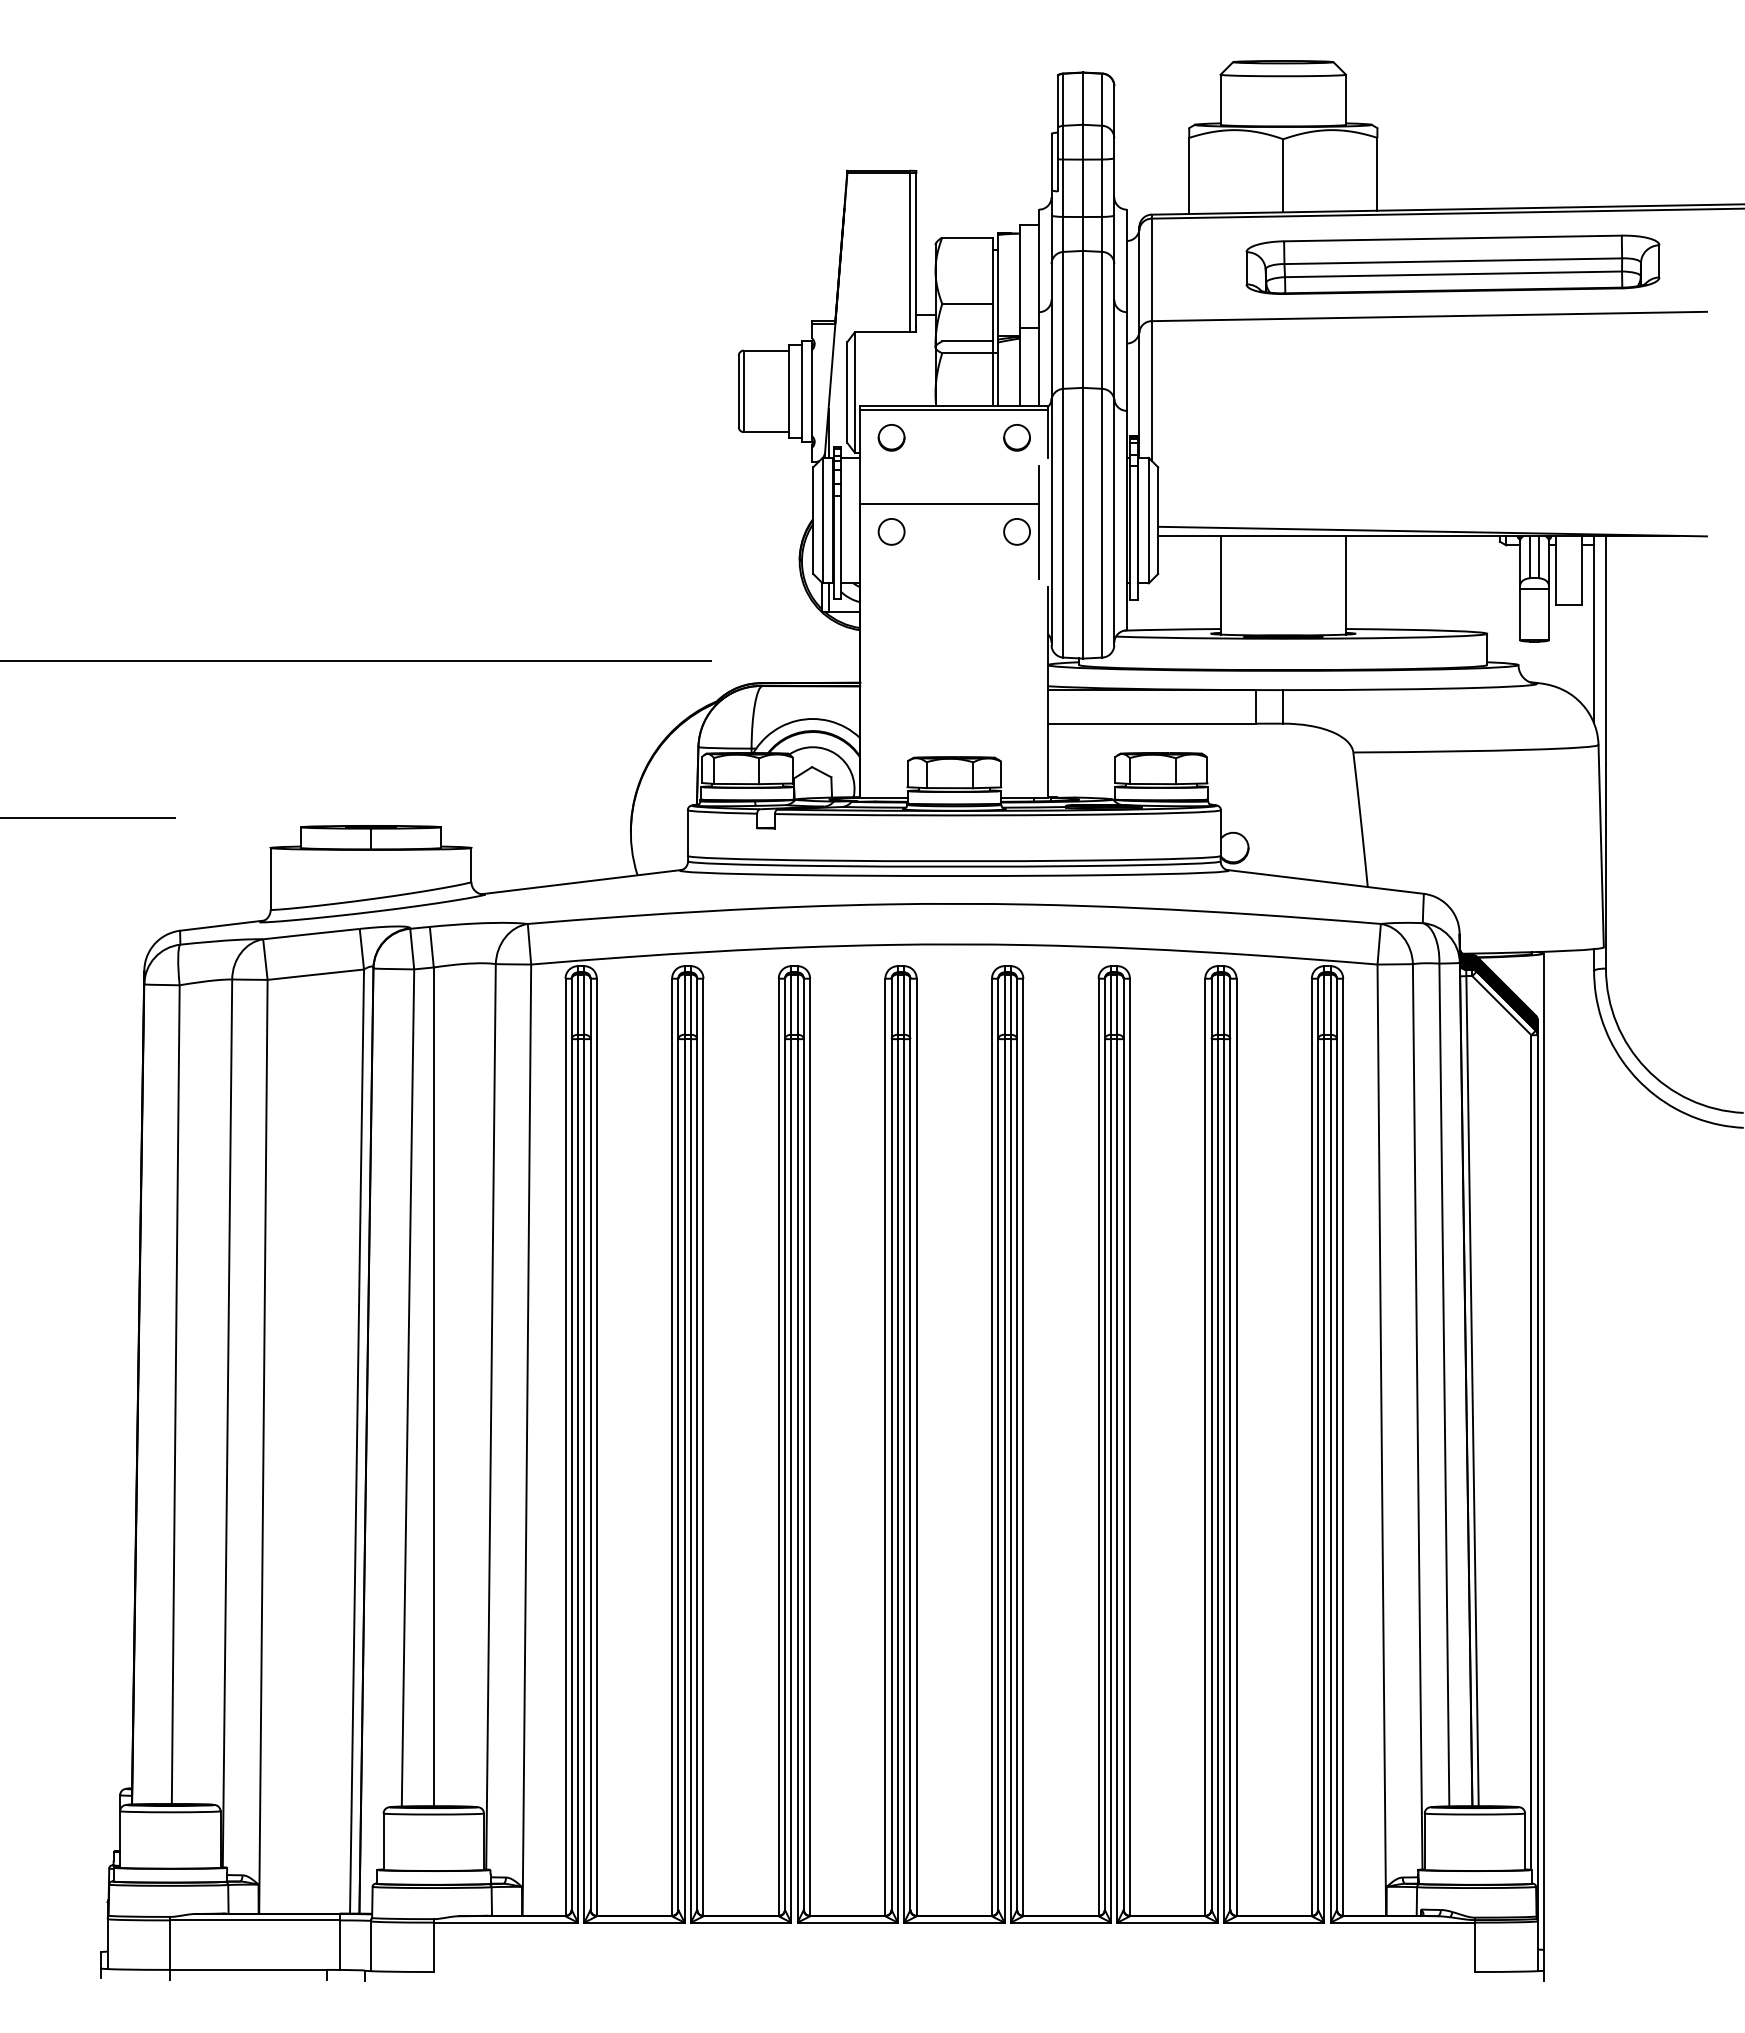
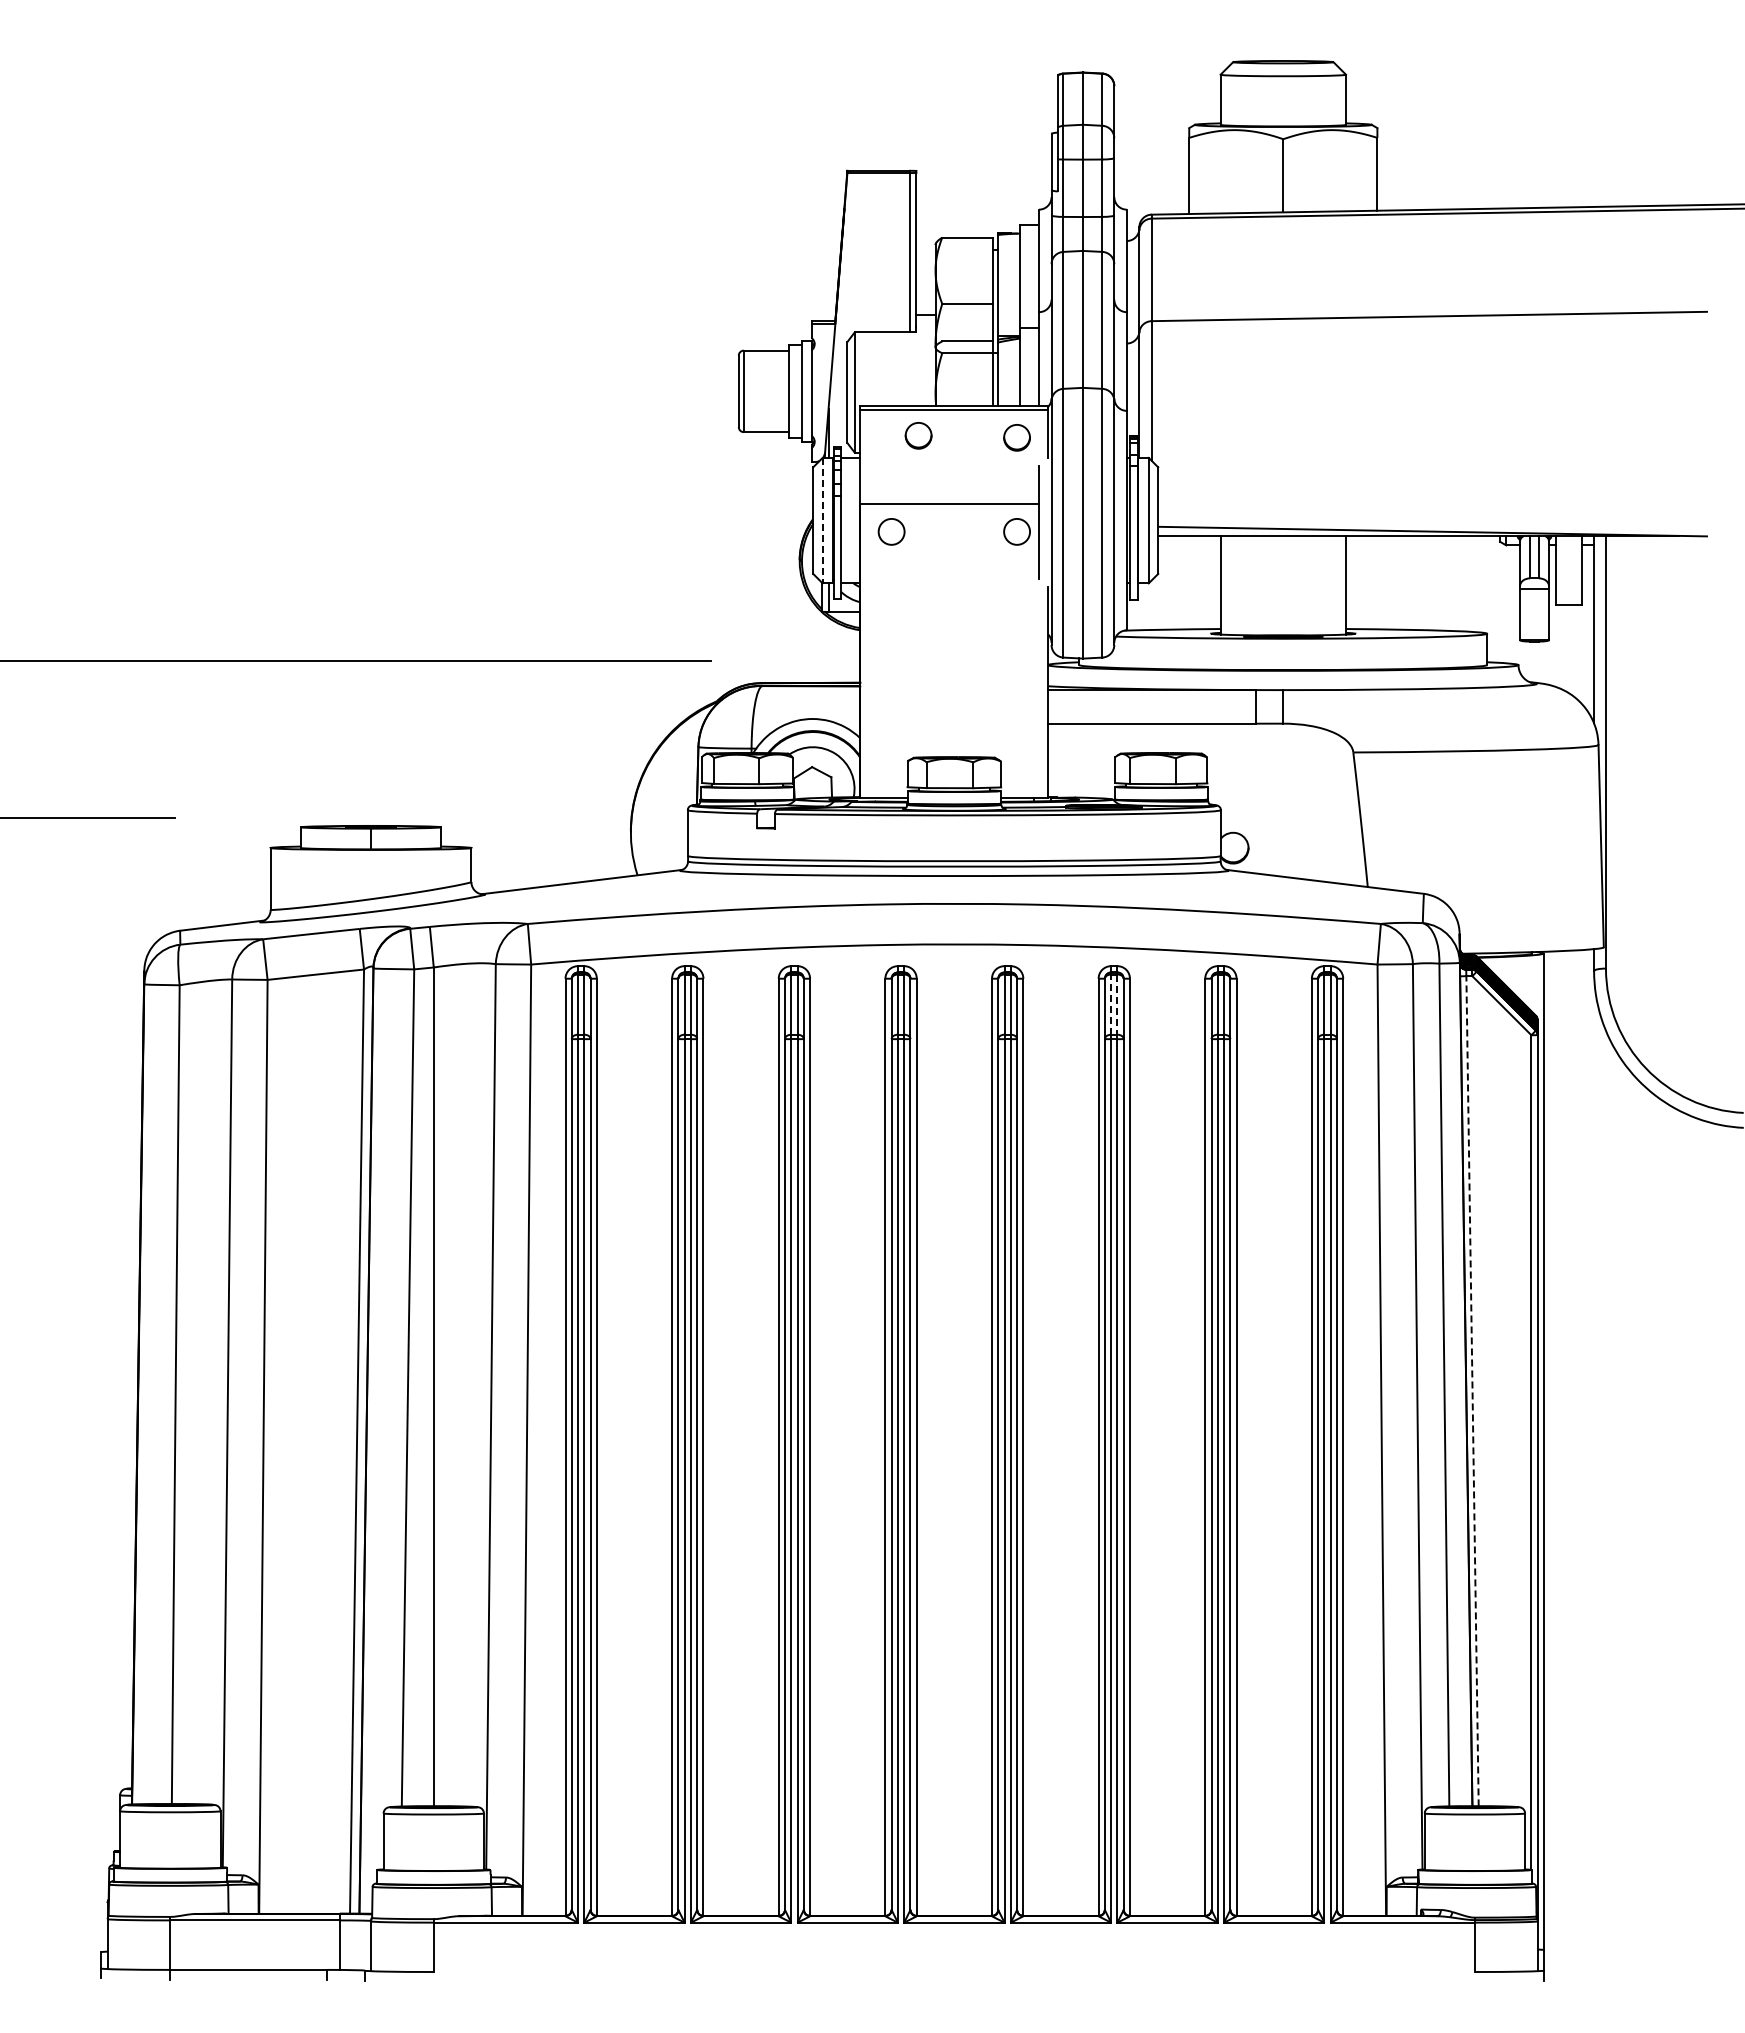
part: present -> none (1452, 264)
part position: (891, 437) -> (918, 435) (918, 435)
line: solid -> dashed (822, 520)
line: solid -> dashed (1111, 1004)
line: solid -> dashed (1117, 1005)
line: solid -> dashed (1472, 1390)
